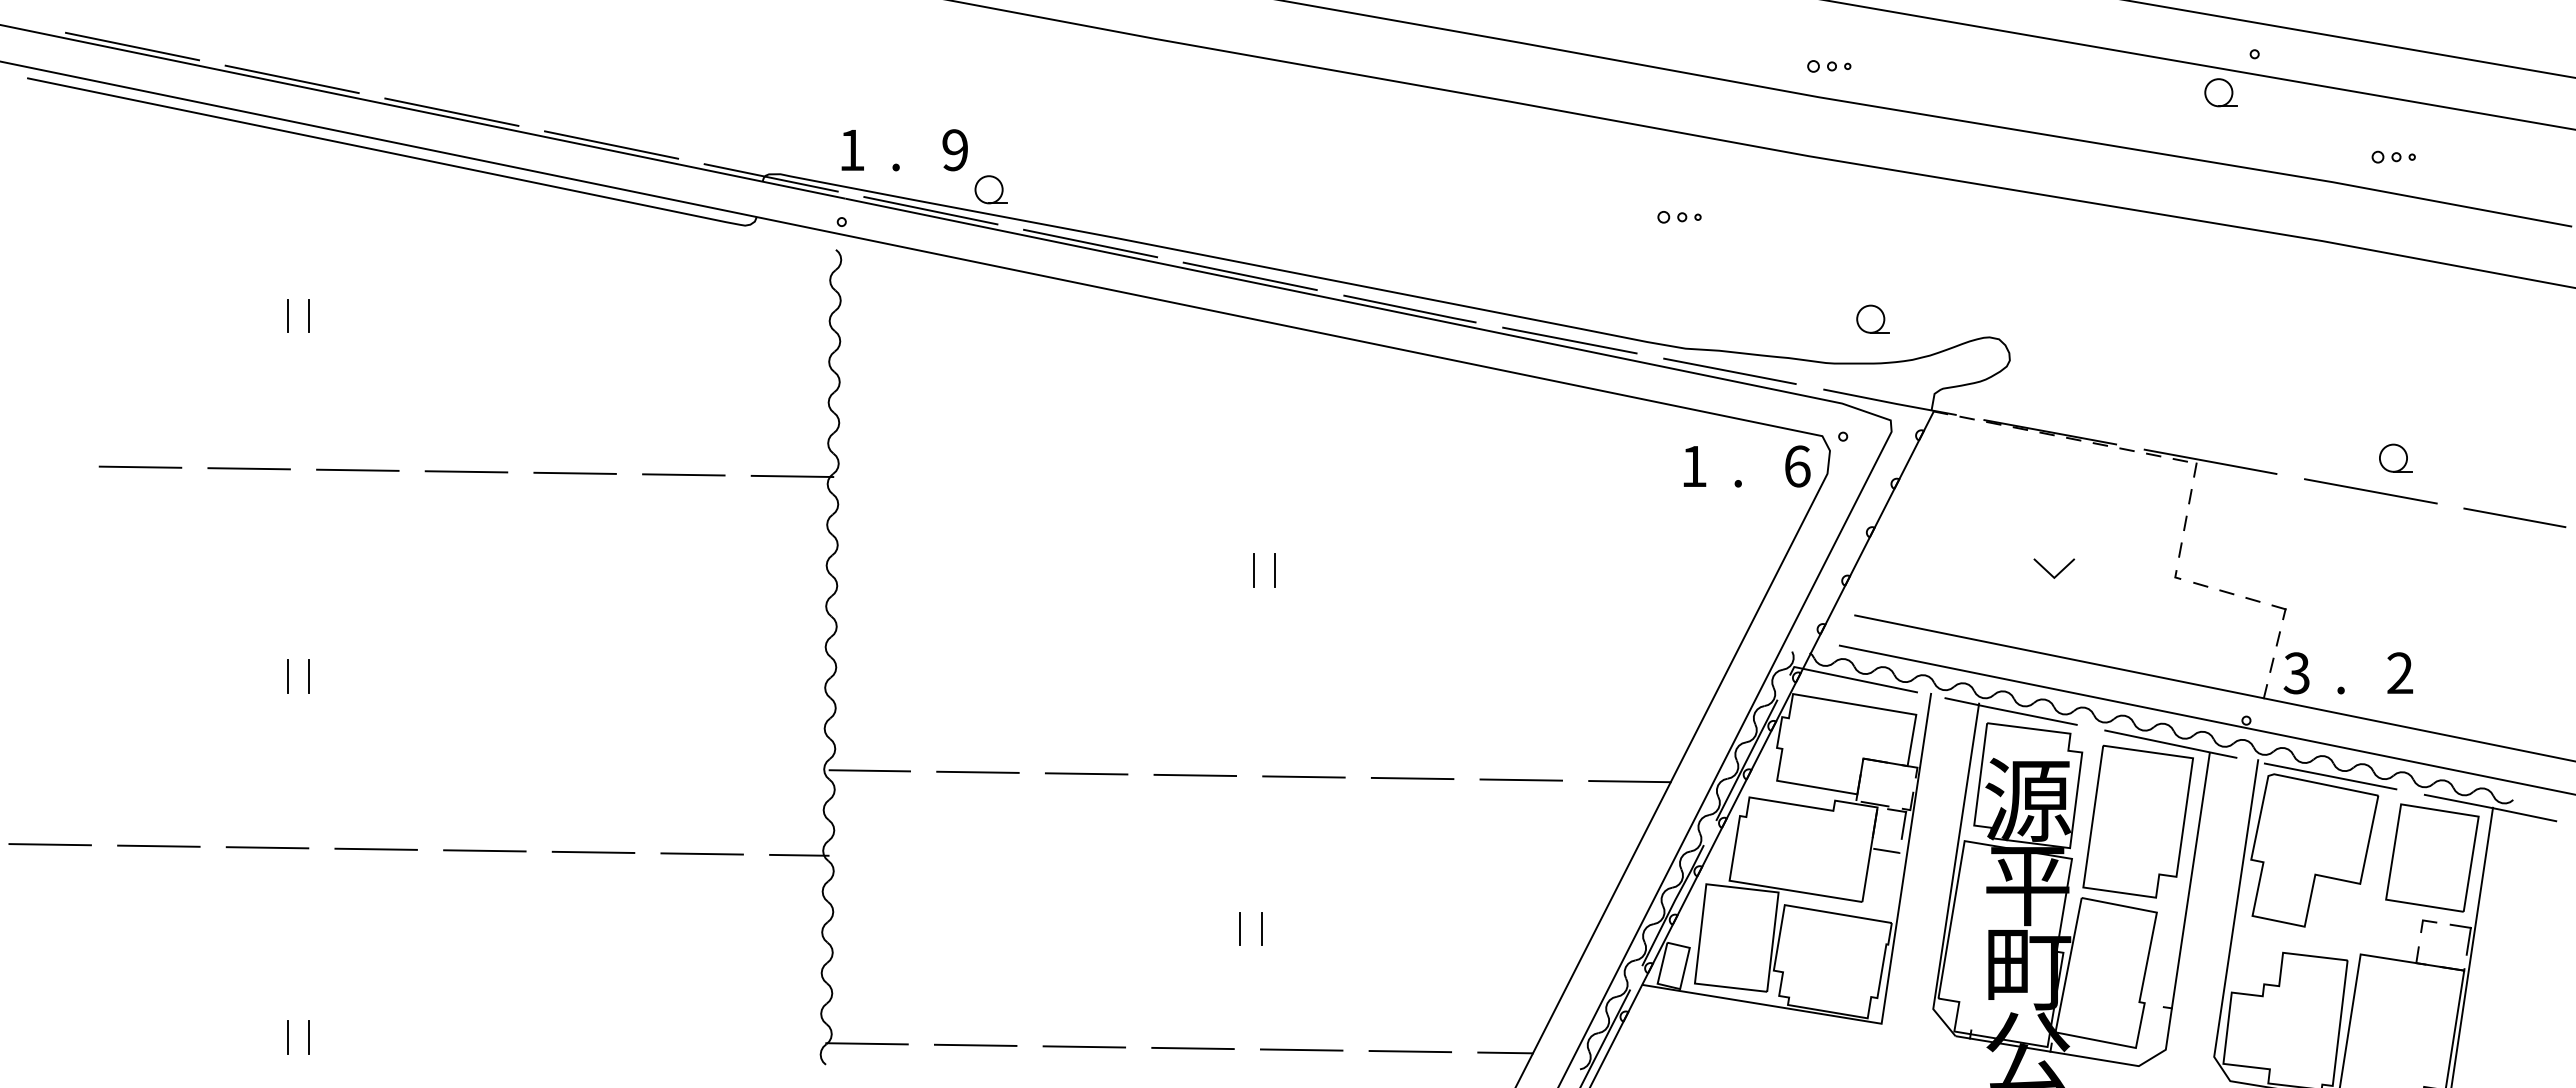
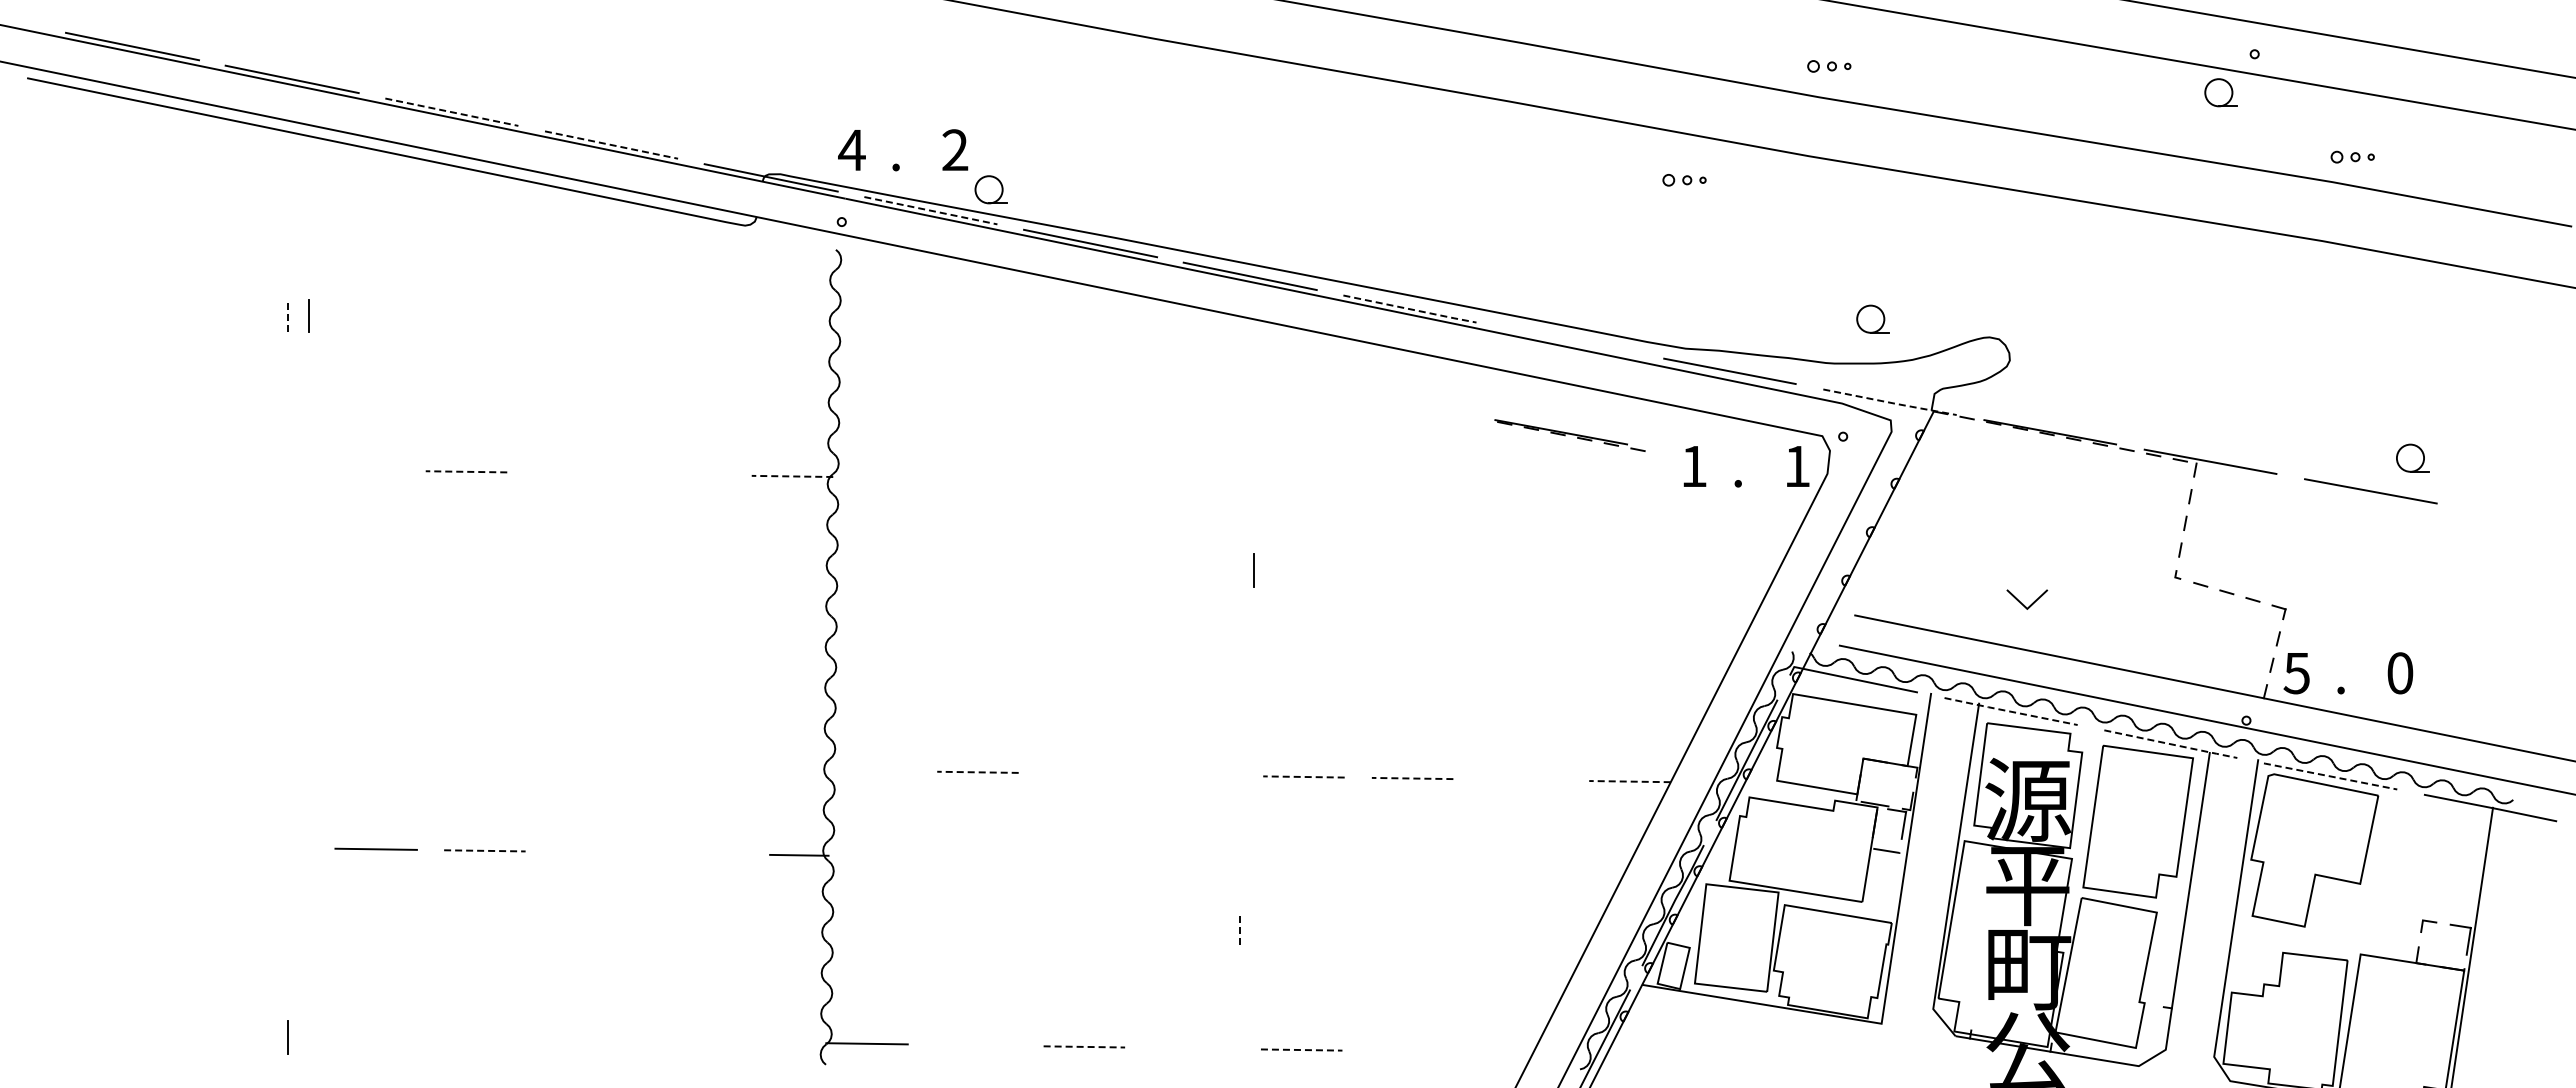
line: solid -> dashed (451, 112)
line: solid -> dashed (611, 145)
text: 1 -> 4 (851, 150)
text: 9 -> 2 (955, 150)
part position: (2393, 156) -> (2352, 156) (2352, 156)
line: solid -> dashed (930, 210)
part position: (1679, 217) -> (1684, 180) (1684, 180)
line: solid -> dashed (1410, 309)
line: solid -> dashed (287, 315)
line: present -> none (1569, 340)
line: solid -> dashed (1891, 403)
part: none -> present (1569, 435)
part position: (2395, 457) -> (2412, 457) (2412, 457)
line: present -> none (140, 466)
text: 6 -> 1 (1797, 466)
line: present -> none (248, 468)
line: present -> none (357, 469)
line: solid -> dashed (466, 471)
line: present -> none (574, 472)
line: present -> none (683, 474)
line: solid -> dashed (792, 476)
line: present -> none (2514, 517)
line: present -> none (1274, 570)
line position: (2058, 572) -> (2031, 603) (2031, 603)
text: 3 -> 5 (2296, 672)
text: 2 -> 0 (2400, 673)
line: present -> none (287, 676)
line: present -> none (309, 676)
line: solid -> dashed (2010, 711)
line: solid -> dashed (2171, 744)
line: present -> none (869, 770)
line: solid -> dashed (977, 772)
line: present -> none (1086, 773)
line: present -> none (1195, 775)
line: solid -> dashed (1303, 776)
line: solid -> dashed (2330, 776)
line: solid -> dashed (1412, 778)
line: present -> none (1521, 779)
line: solid -> dashed (1629, 781)
line: present -> none (49, 844)
line: present -> none (158, 845)
line: present -> none (267, 847)
line: solid -> dashed (484, 850)
line: present -> none (593, 851)
line: present -> none (701, 853)
part: present -> none (2432, 857)
line: solid -> dashed (1240, 928)
line: present -> none (1262, 928)
line: present -> none (309, 1036)
line: present -> none (975, 1044)
line: solid -> dashed (1084, 1046)
line: present -> none (1192, 1048)
line: solid -> dashed (1301, 1050)
line: present -> none (1410, 1051)
line: present -> none (1505, 1052)
